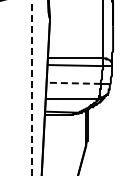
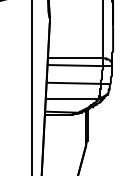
line: dashed -> solid (73, 83)
line: dashed -> solid (32, 88)
